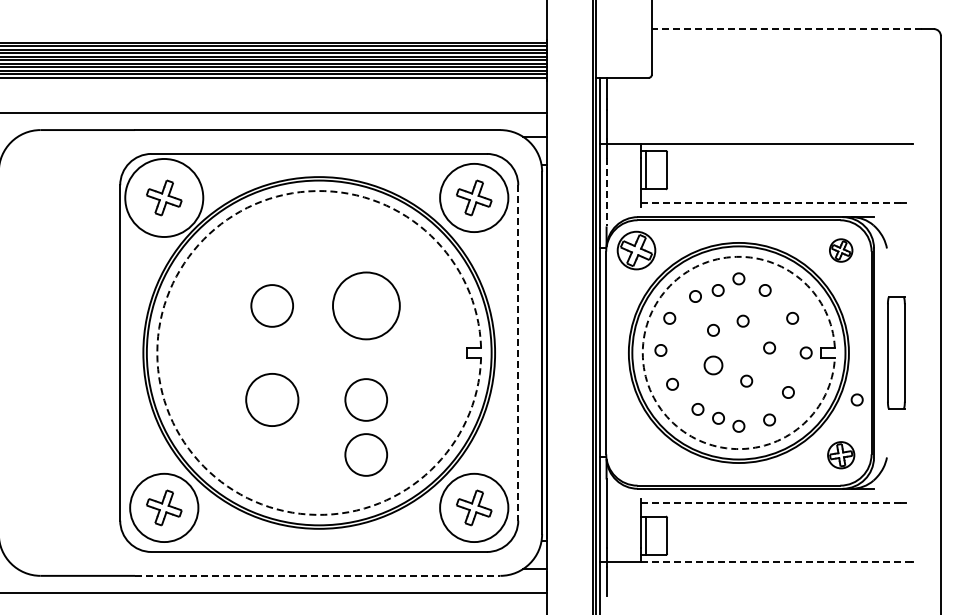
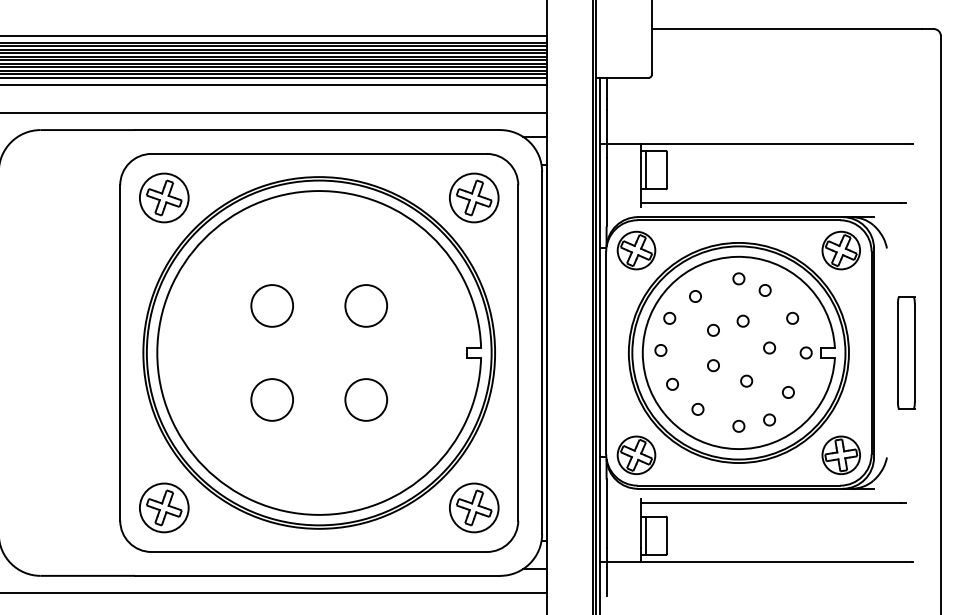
line: dashed -> solid (786, 29)
line: none -> present (274, 36)
line: none -> present (274, 84)
line: dashed -> solid (606, 192)
circle diameter: 78 px -> 49 px (163, 197)
circle diameter: 68 px -> 49 px (473, 197)
line: dashed -> solid (771, 203)
part size: 25x25 px -> 40x41 px (840, 250)
part: present -> none (717, 290)
part size: 69x70 px -> 44x44 px (365, 305)
arc: dashed -> solid (157, 352)
line: dashed -> solid (518, 352)
arc: dashed -> solid (642, 352)
part position: (896, 352) -> (906, 352) (906, 352)
part size: 21x21 px -> 13x14 px (713, 365)
part size: 55x54 px -> 44x44 px (271, 399)
part: present -> none (856, 399)
part: present -> none (718, 417)
part: present -> none (365, 454)
part: none -> present (636, 454)
part size: 29x29 px -> 40x40 px (840, 454)
line: dashed -> solid (771, 502)
circle diameter: 68 px -> 49 px (163, 507)
circle diameter: 68 px -> 49 px (473, 507)
line: dashed -> solid (777, 561)
line: dashed -> solid (317, 575)
